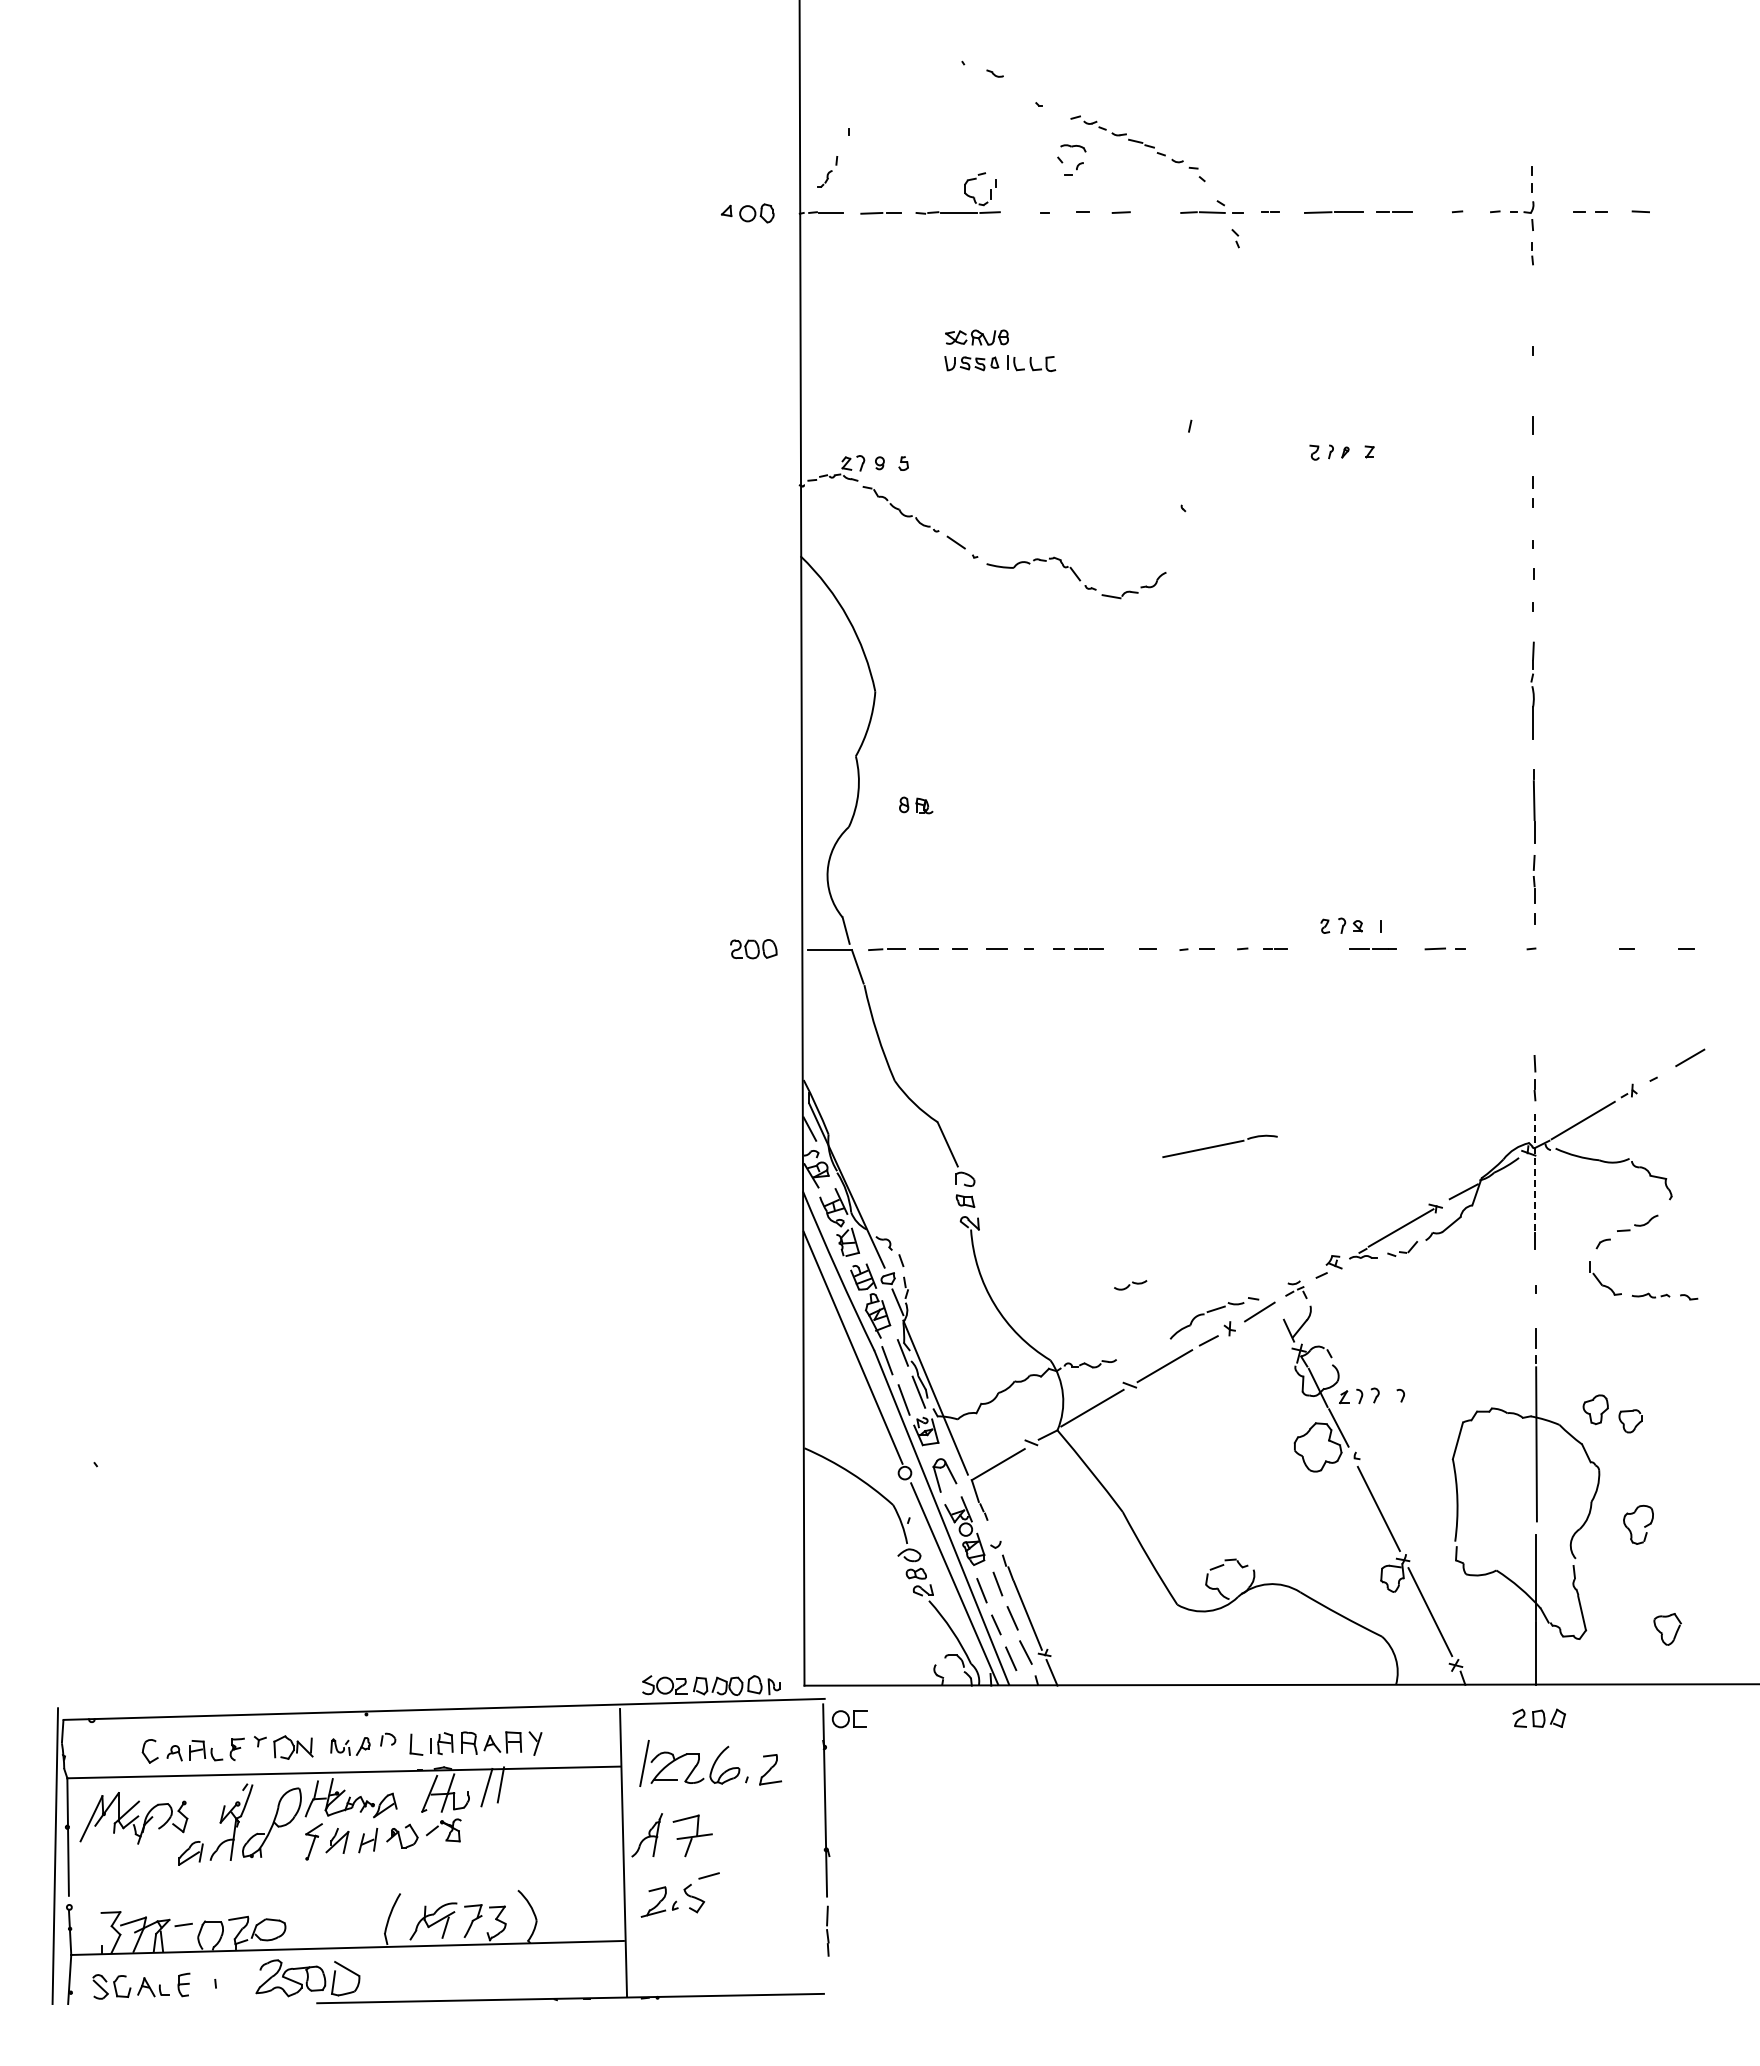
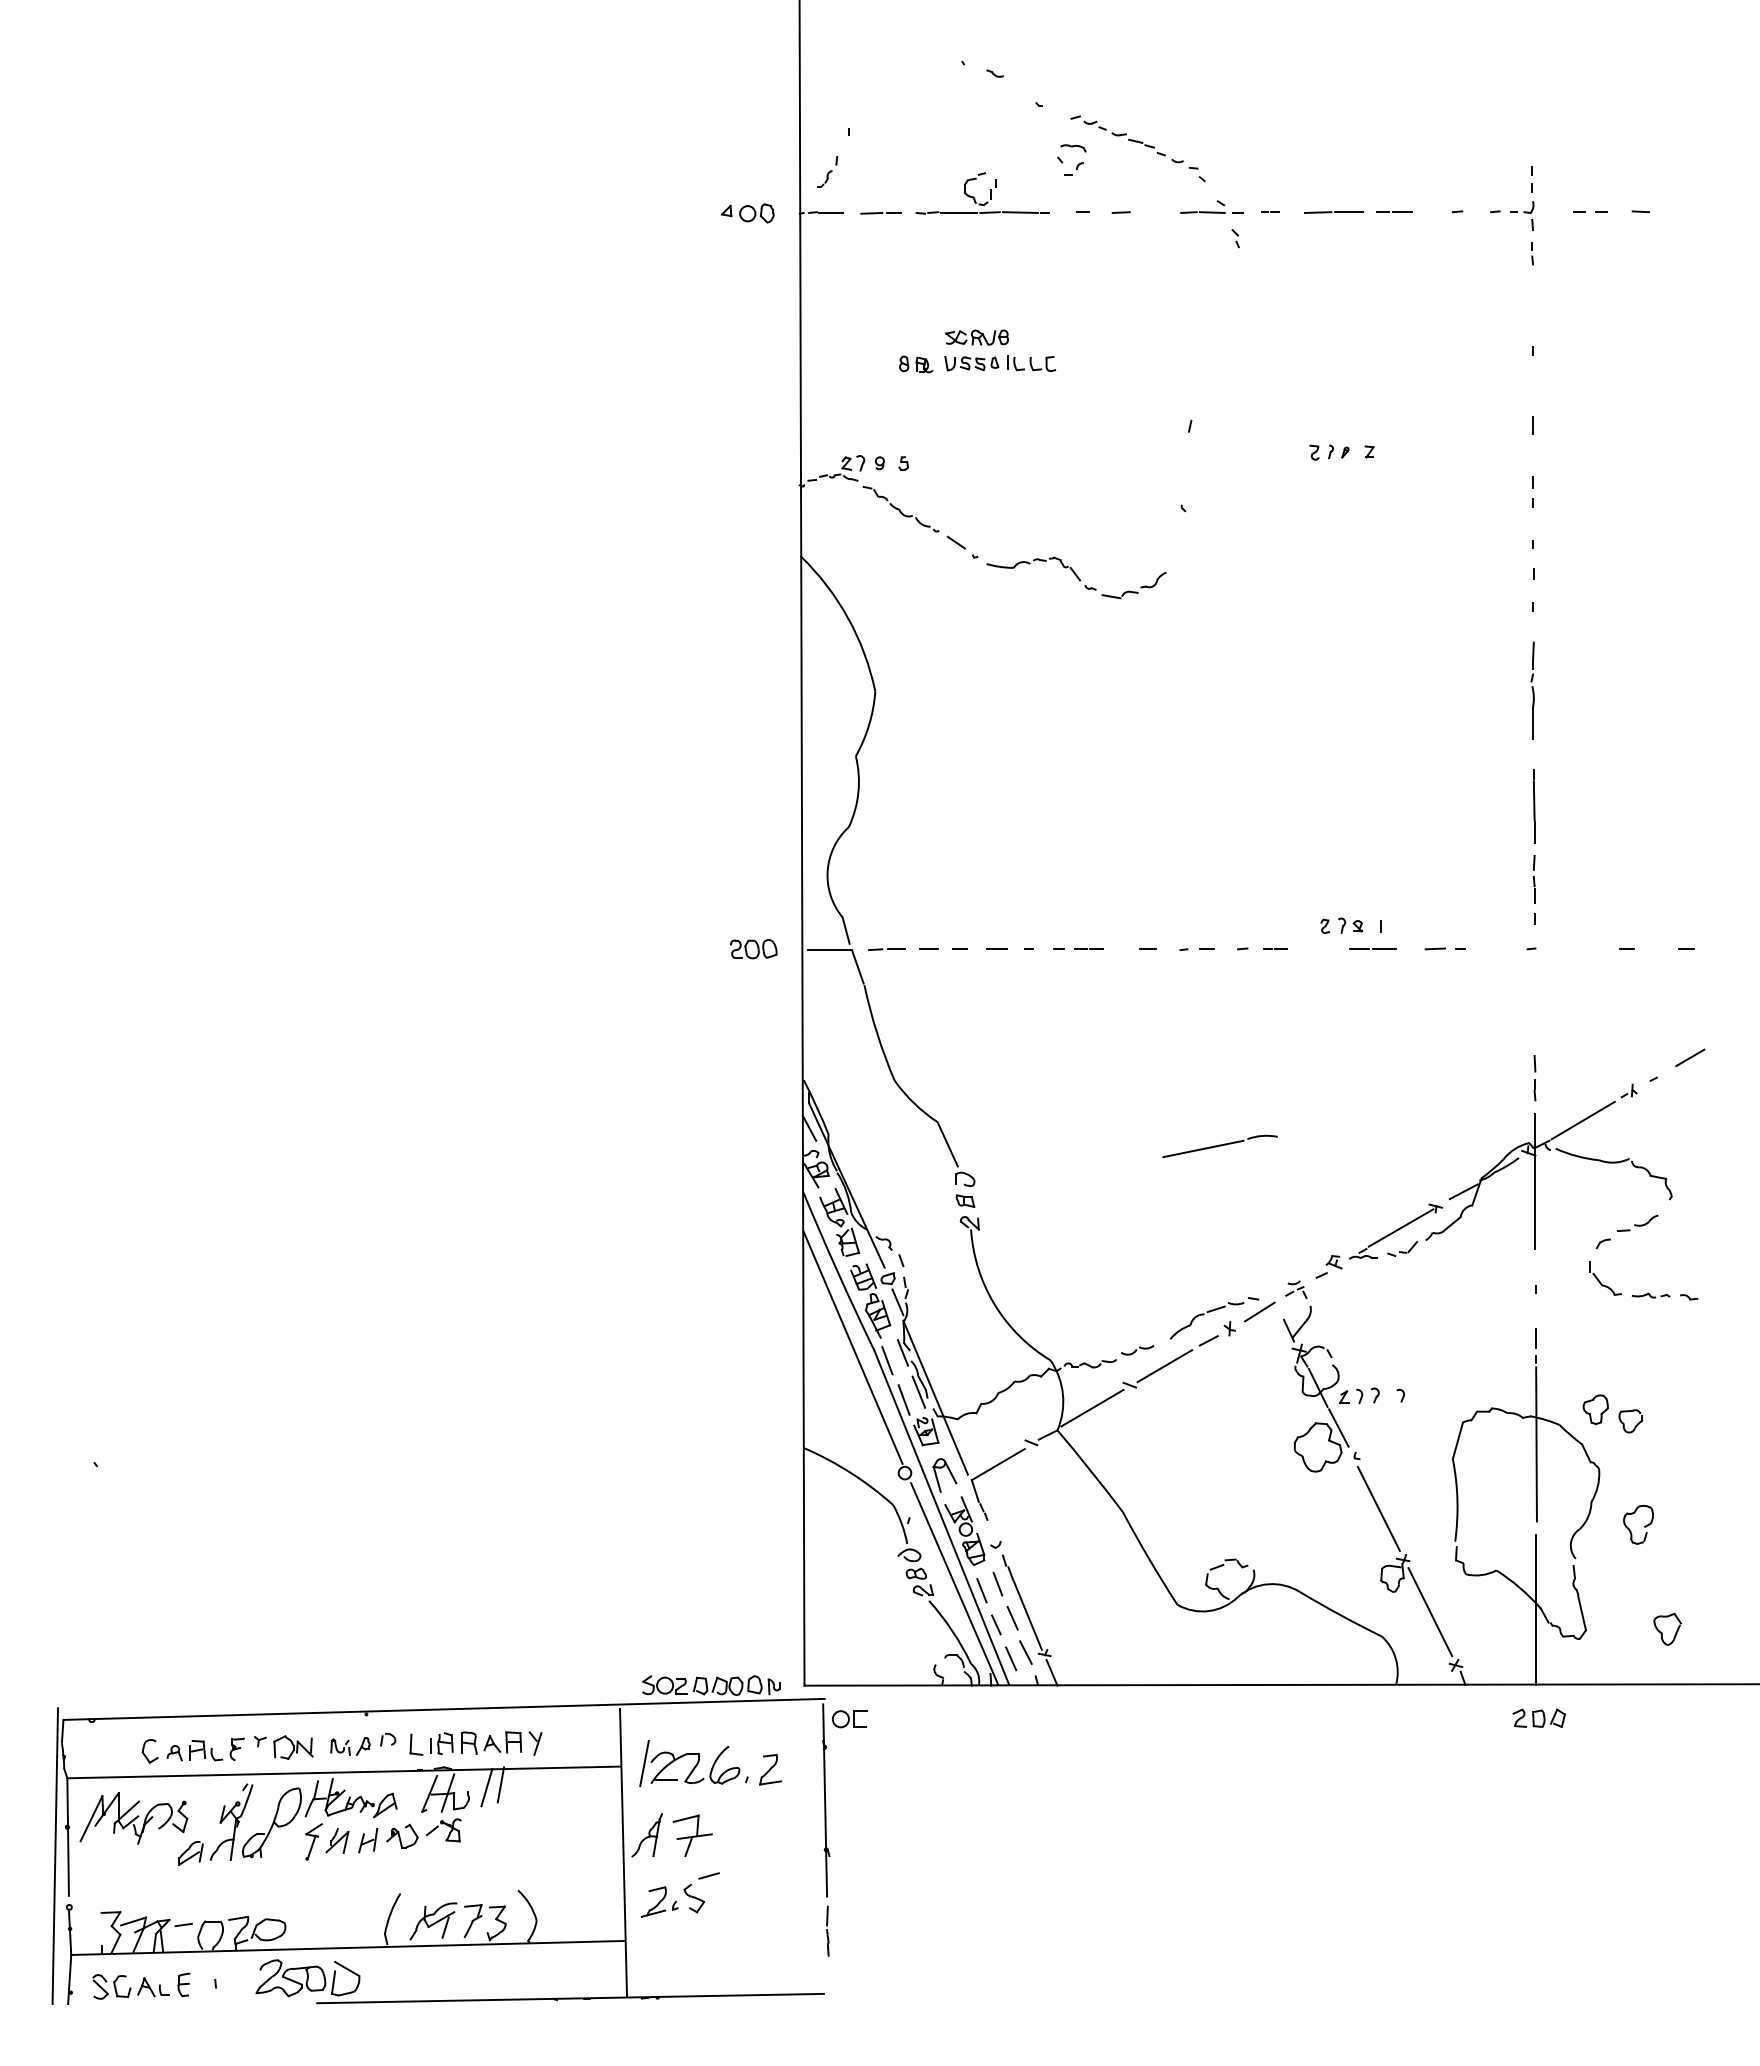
line: none -> present (1020, 212)
part position: (916, 805) -> (916, 364) (916, 364)
line: dashed -> solid (1535, 1173)
part position: (1130, 1285) -> (1137, 1350) (1137, 1350)
